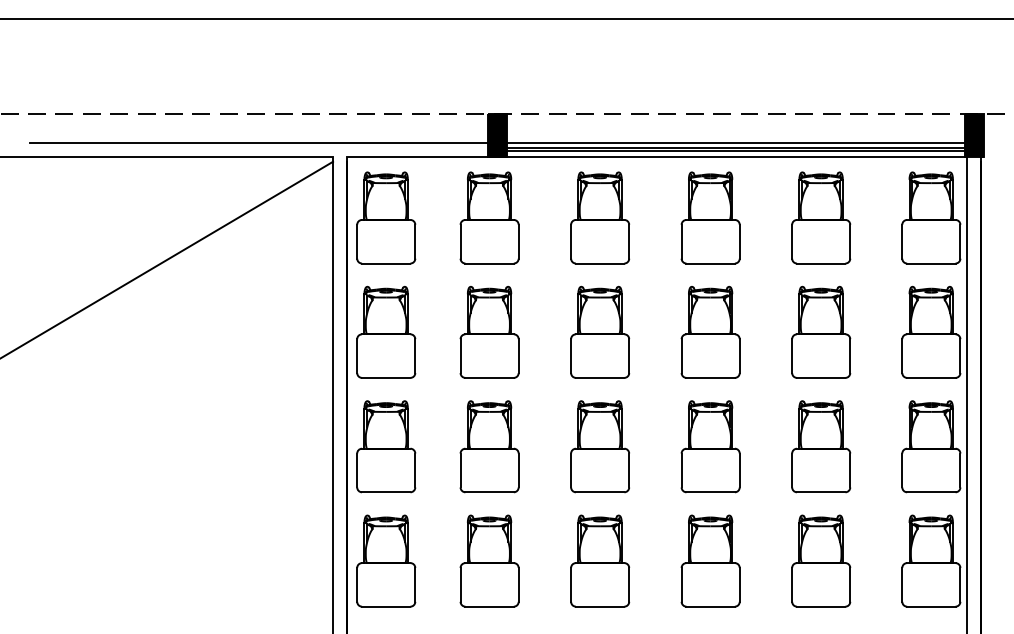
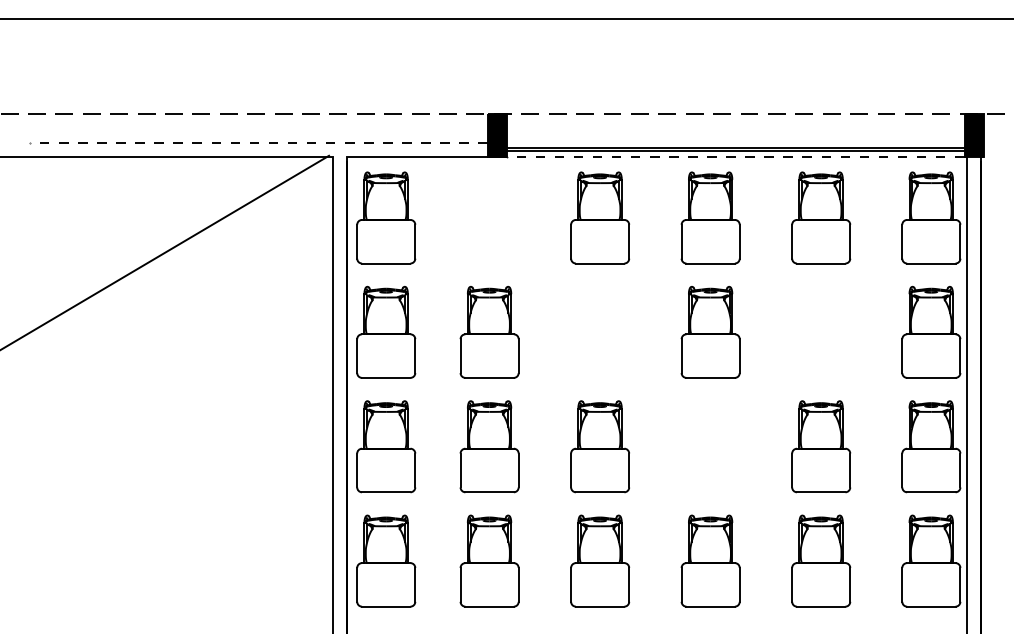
line: solid -> dashed (259, 142)
line: present -> none (735, 142)
line: solid -> dashed (735, 157)
part: present -> none (489, 217)
line position: (167, 259) -> (165, 251) (165, 251)
part: present -> none (600, 331)
part: present -> none (821, 331)
part: present -> none (710, 446)
